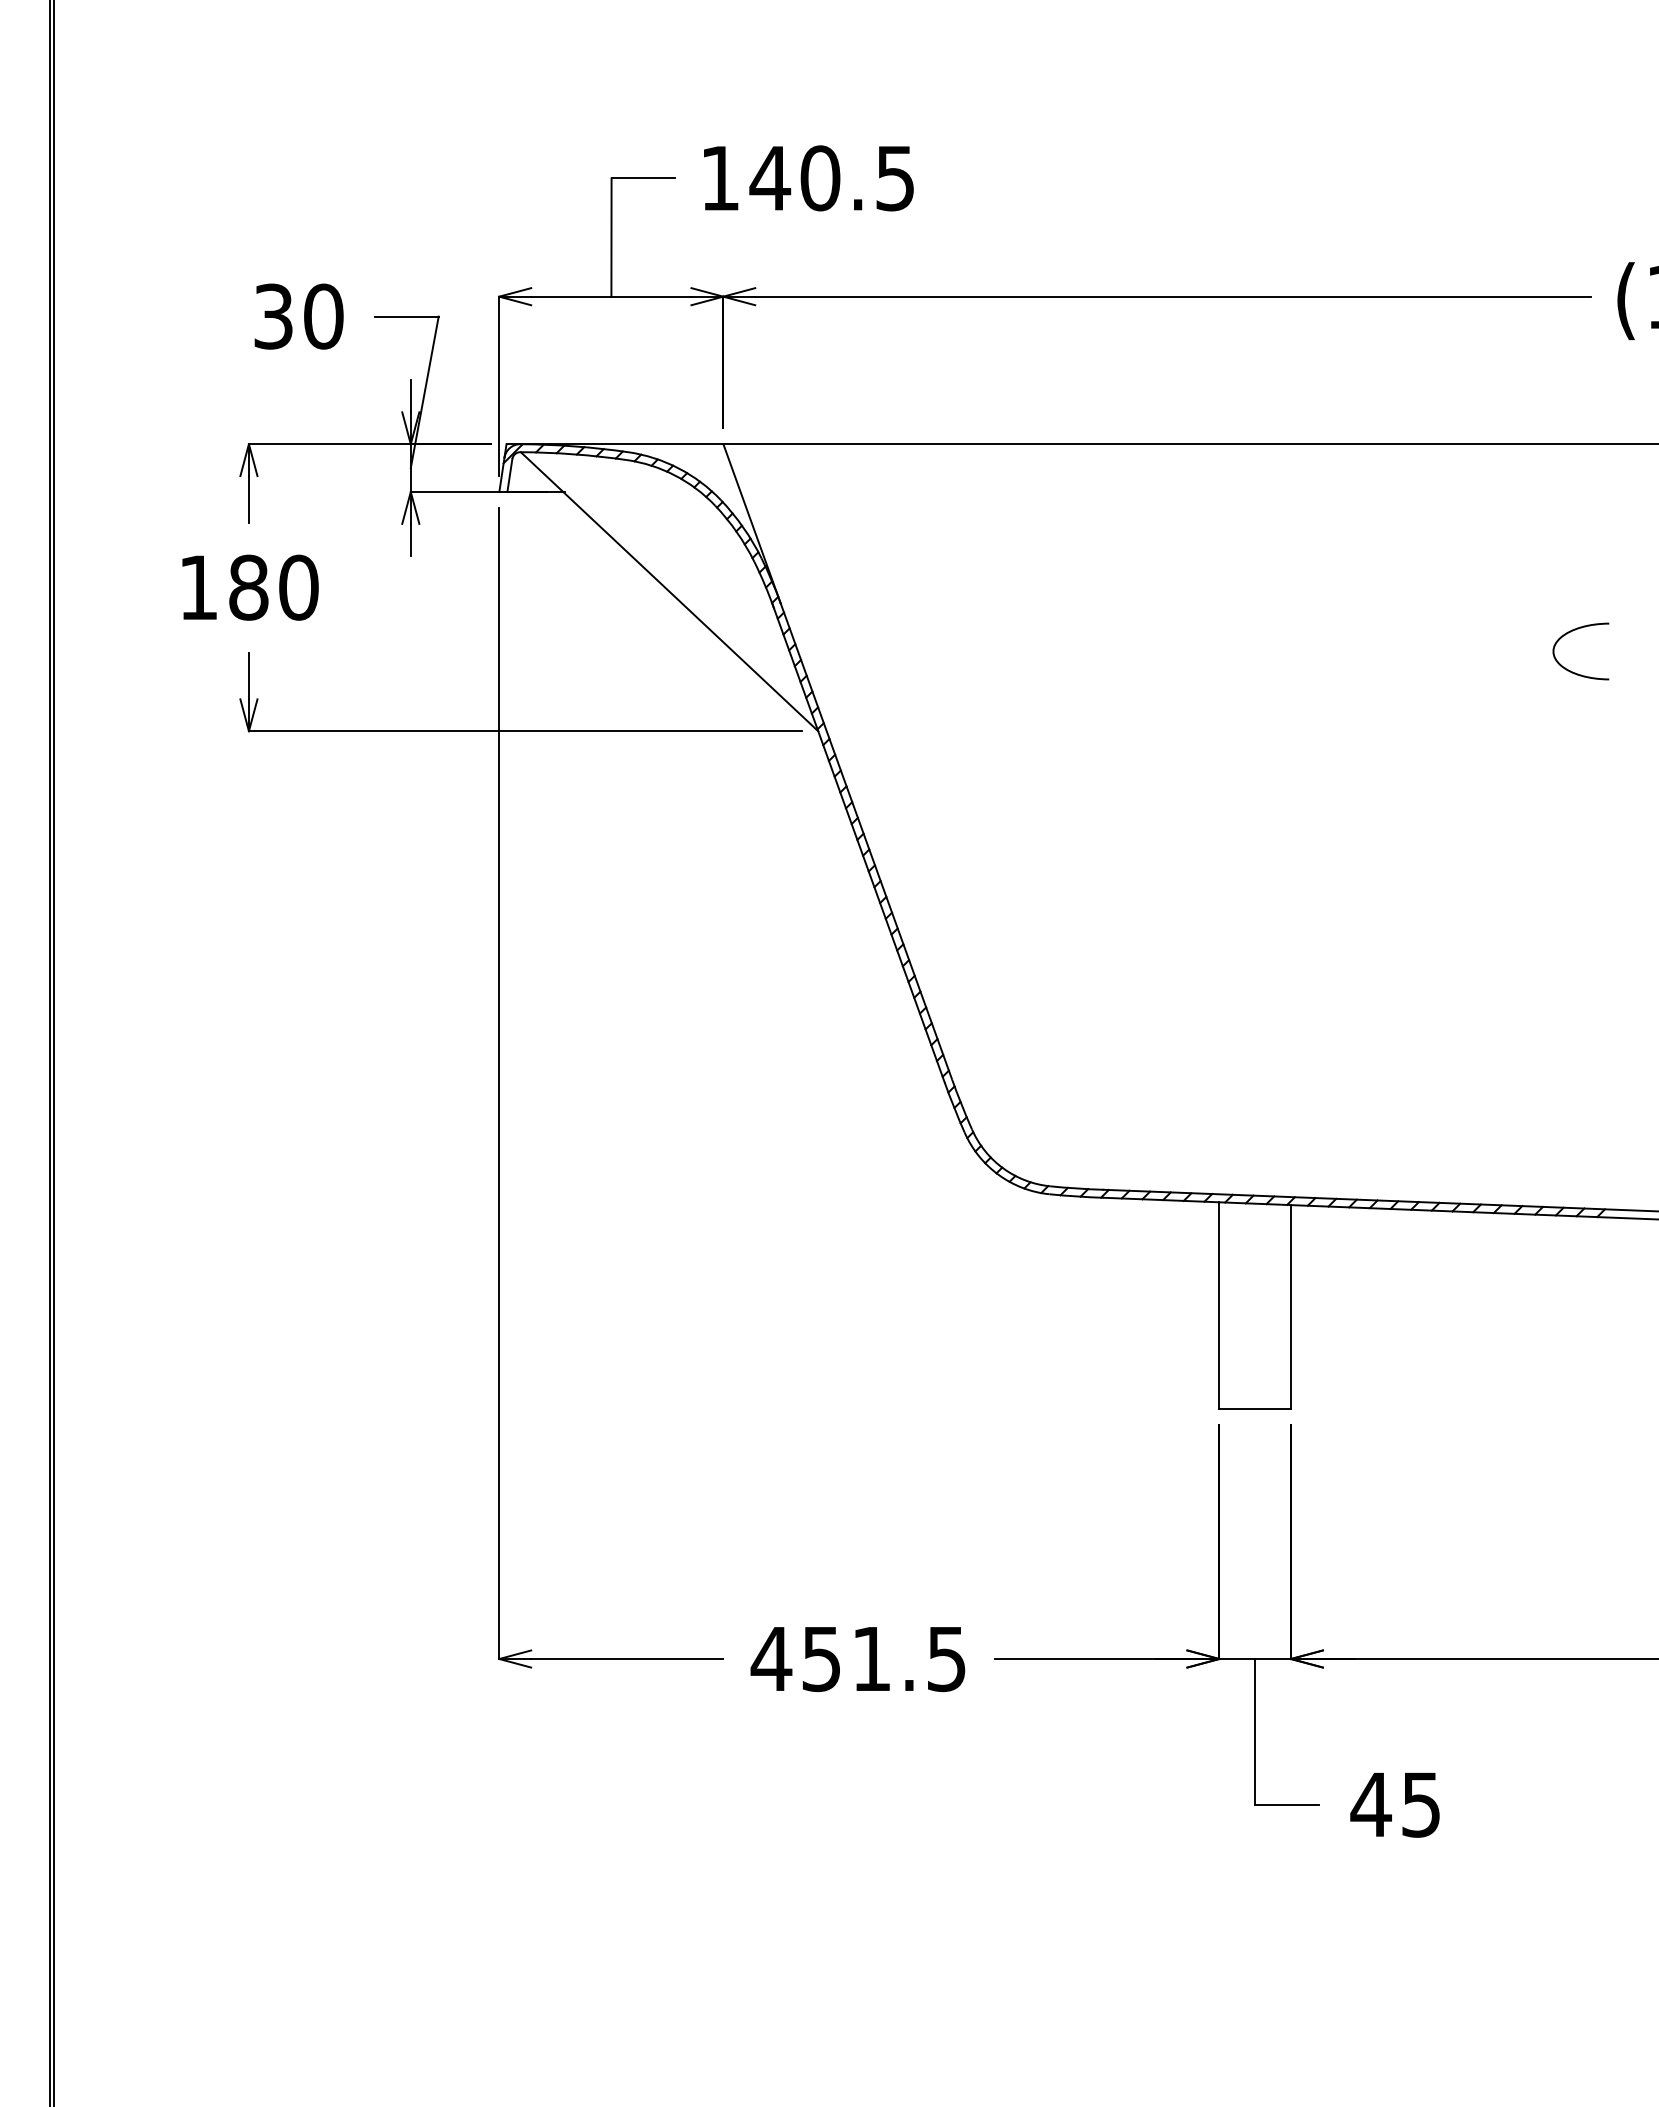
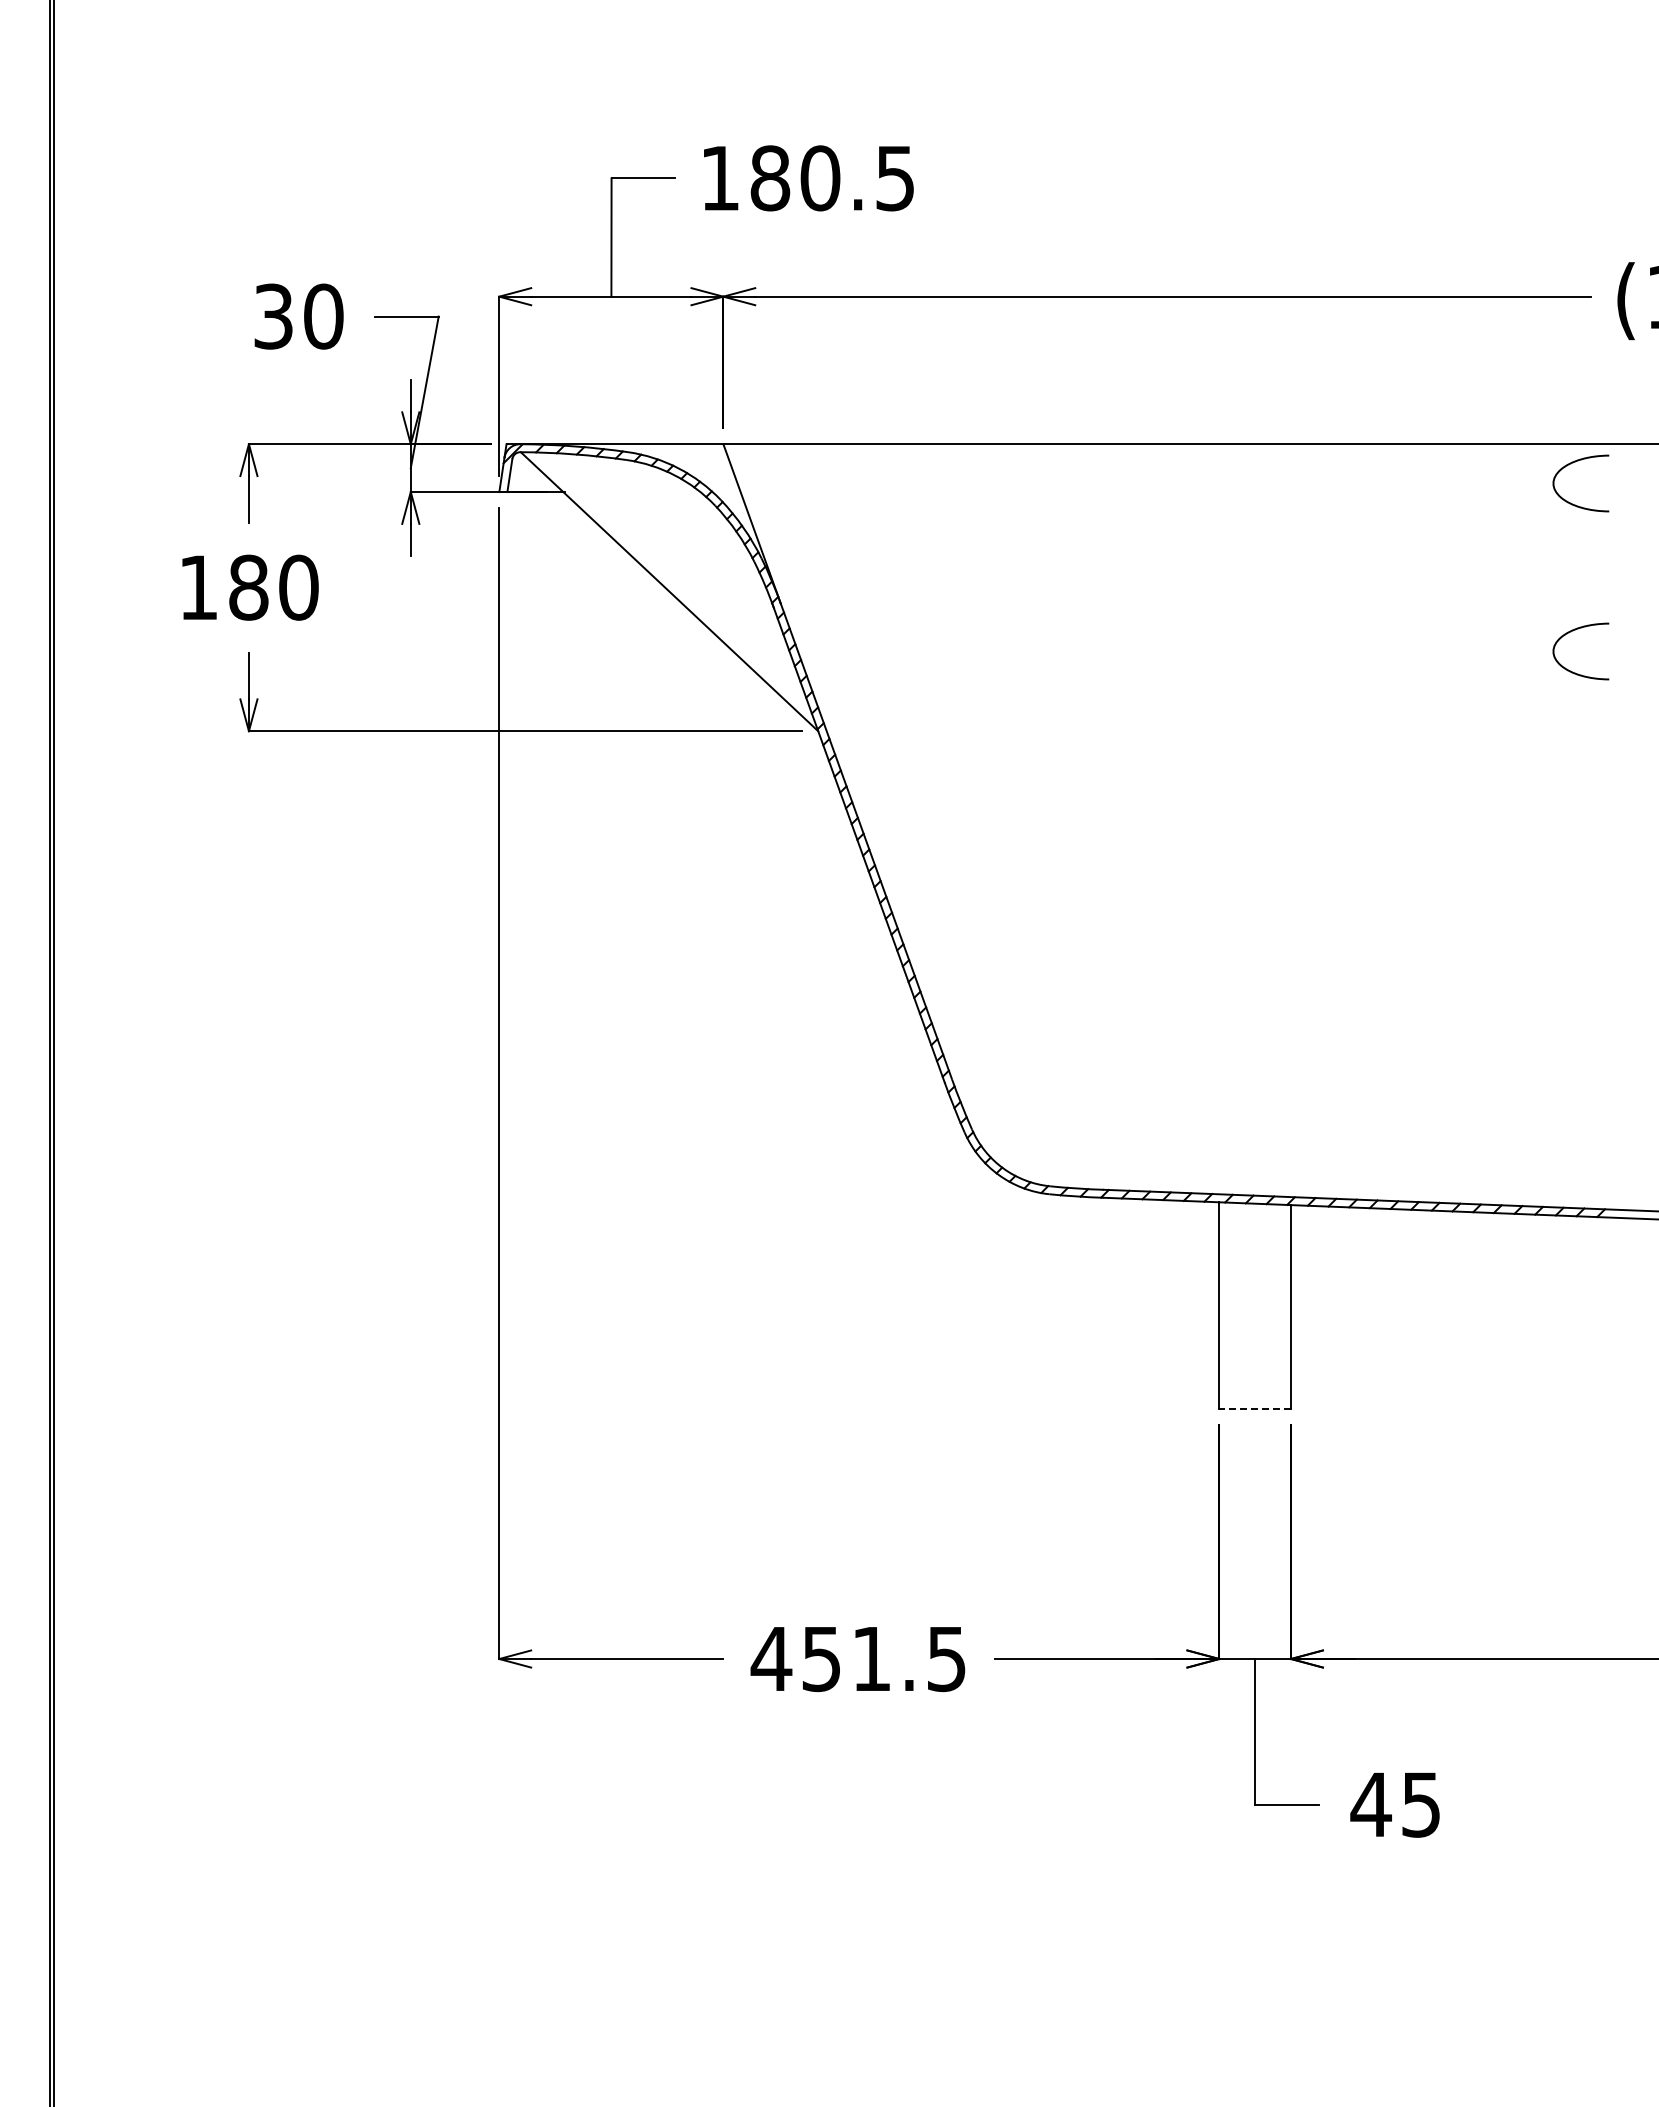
text: 140.5 -> 180.5 (770, 178)
curve: none -> present (1573, 463)
line: solid -> dashed (1255, 1409)
